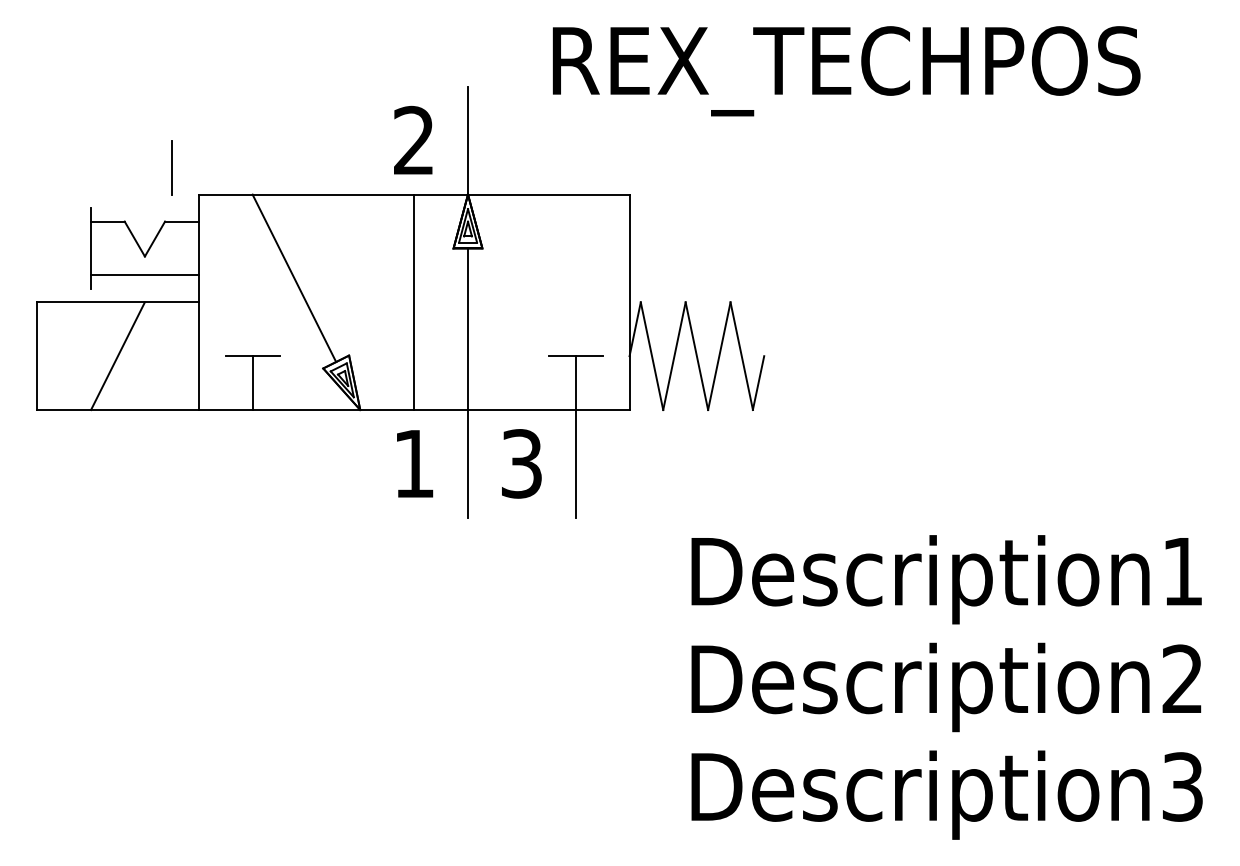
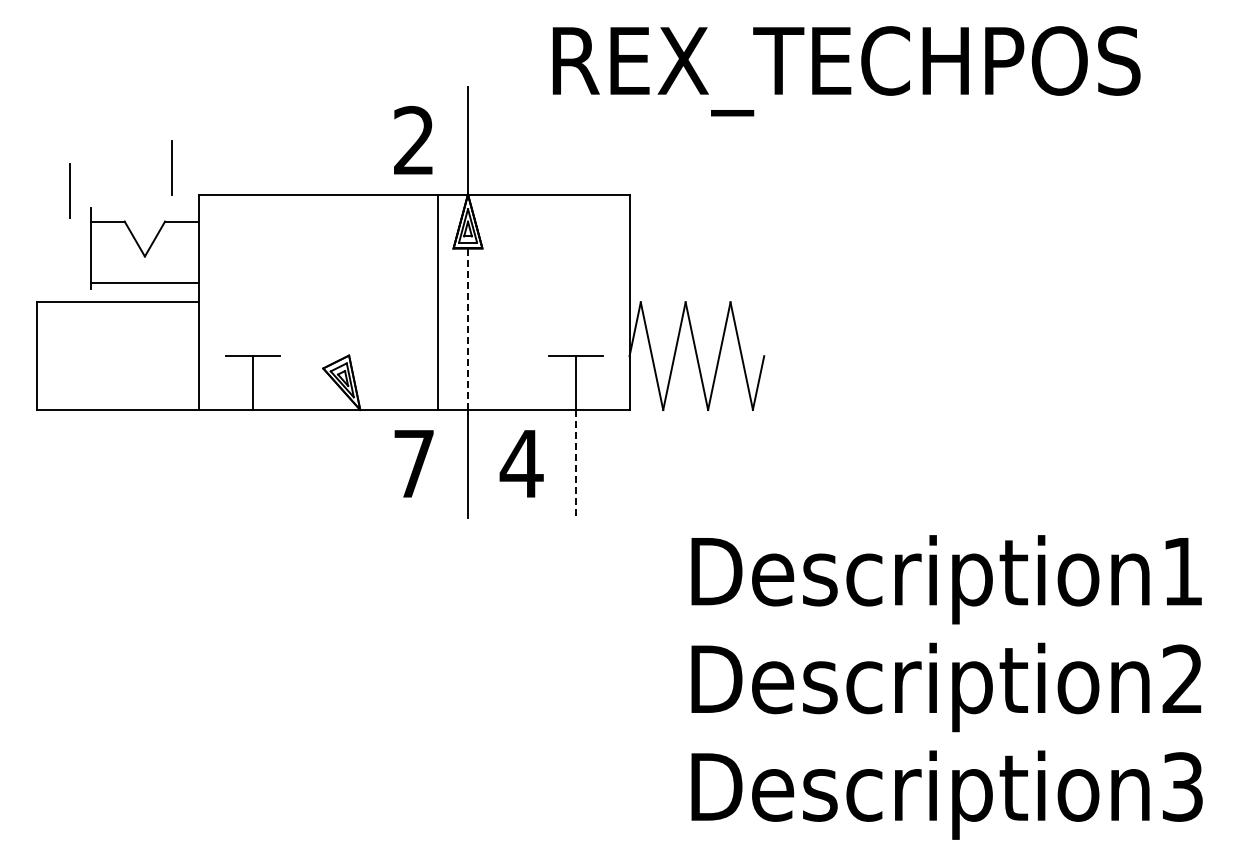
line: none -> present (69, 190)
line position: (144, 275) -> (144, 283) (144, 283)
line: present -> none (294, 278)
line position: (414, 302) -> (438, 302) (438, 302)
line: solid -> dashed (468, 329)
line: present -> none (117, 356)
text: 1 -> 7 (413, 463)
text: 3 -> 4 (521, 463)
line: solid -> dashed (575, 463)
